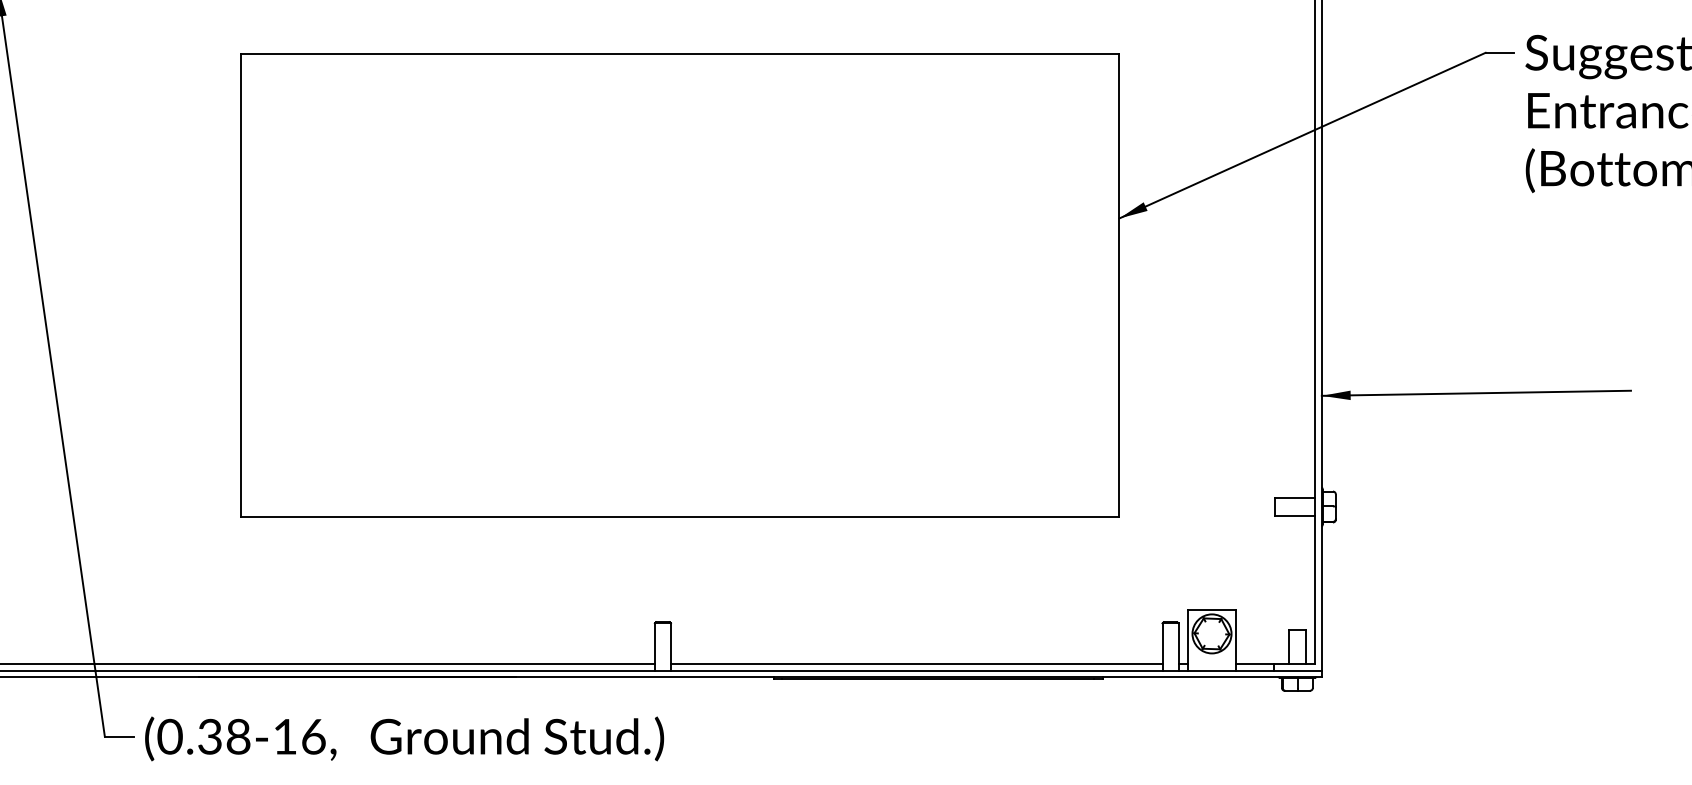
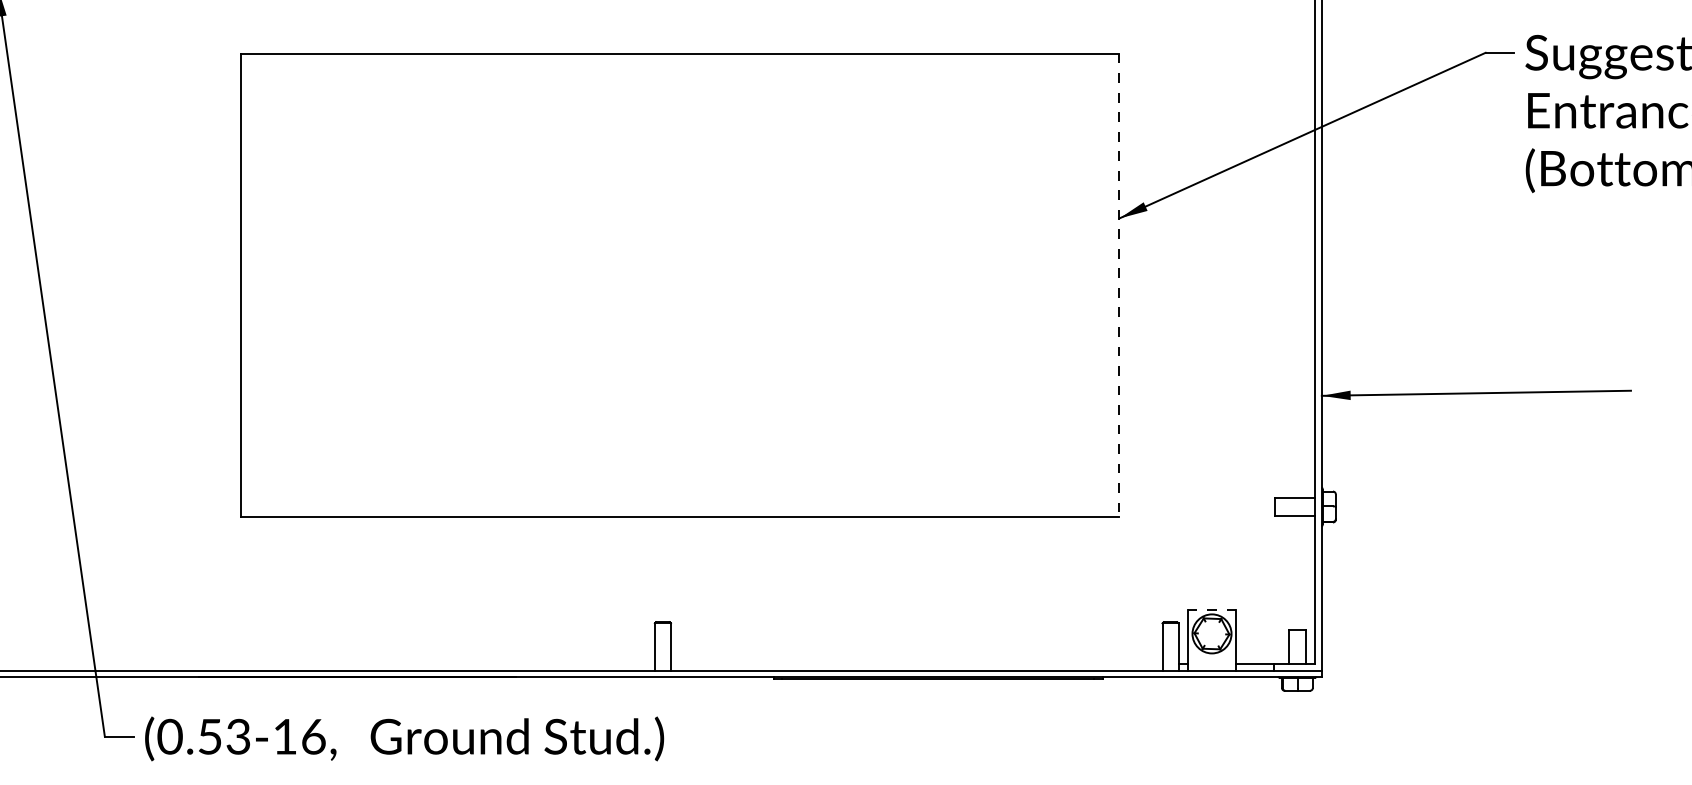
line: solid -> dashed (1119, 285)
line: solid -> dashed (1211, 609)
line: present -> none (328, 663)
line: present -> none (916, 663)
text: (0.38-16, -> (0.53-16, (224, 736)
